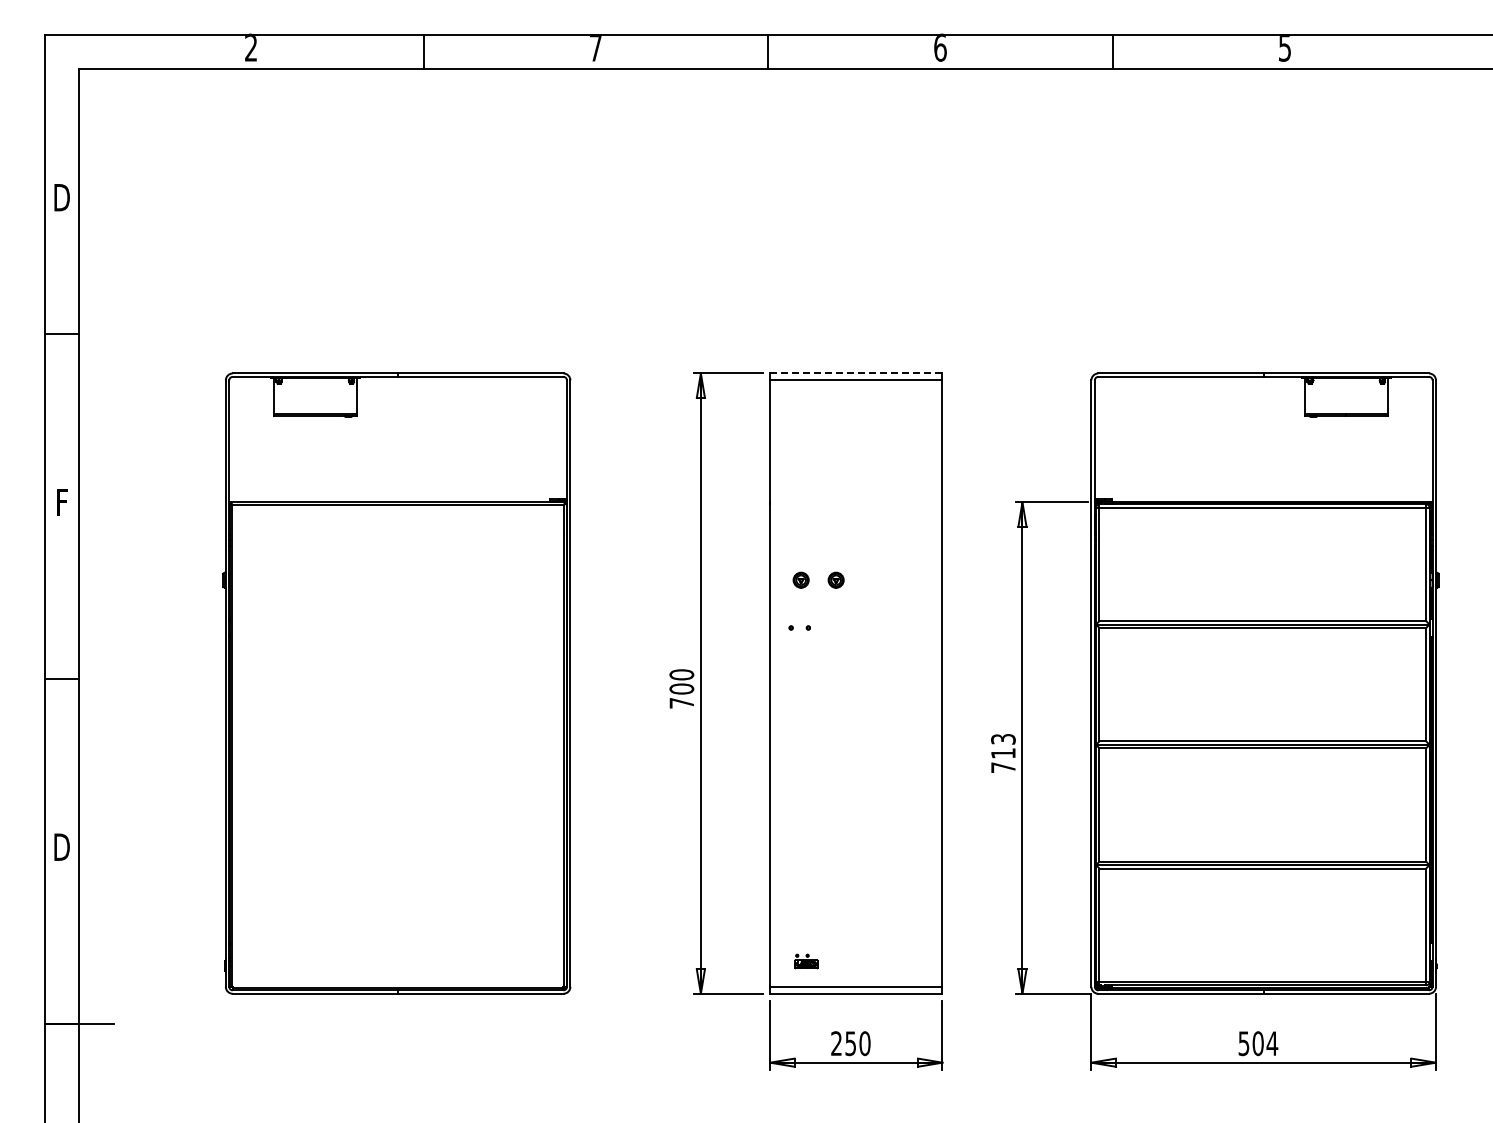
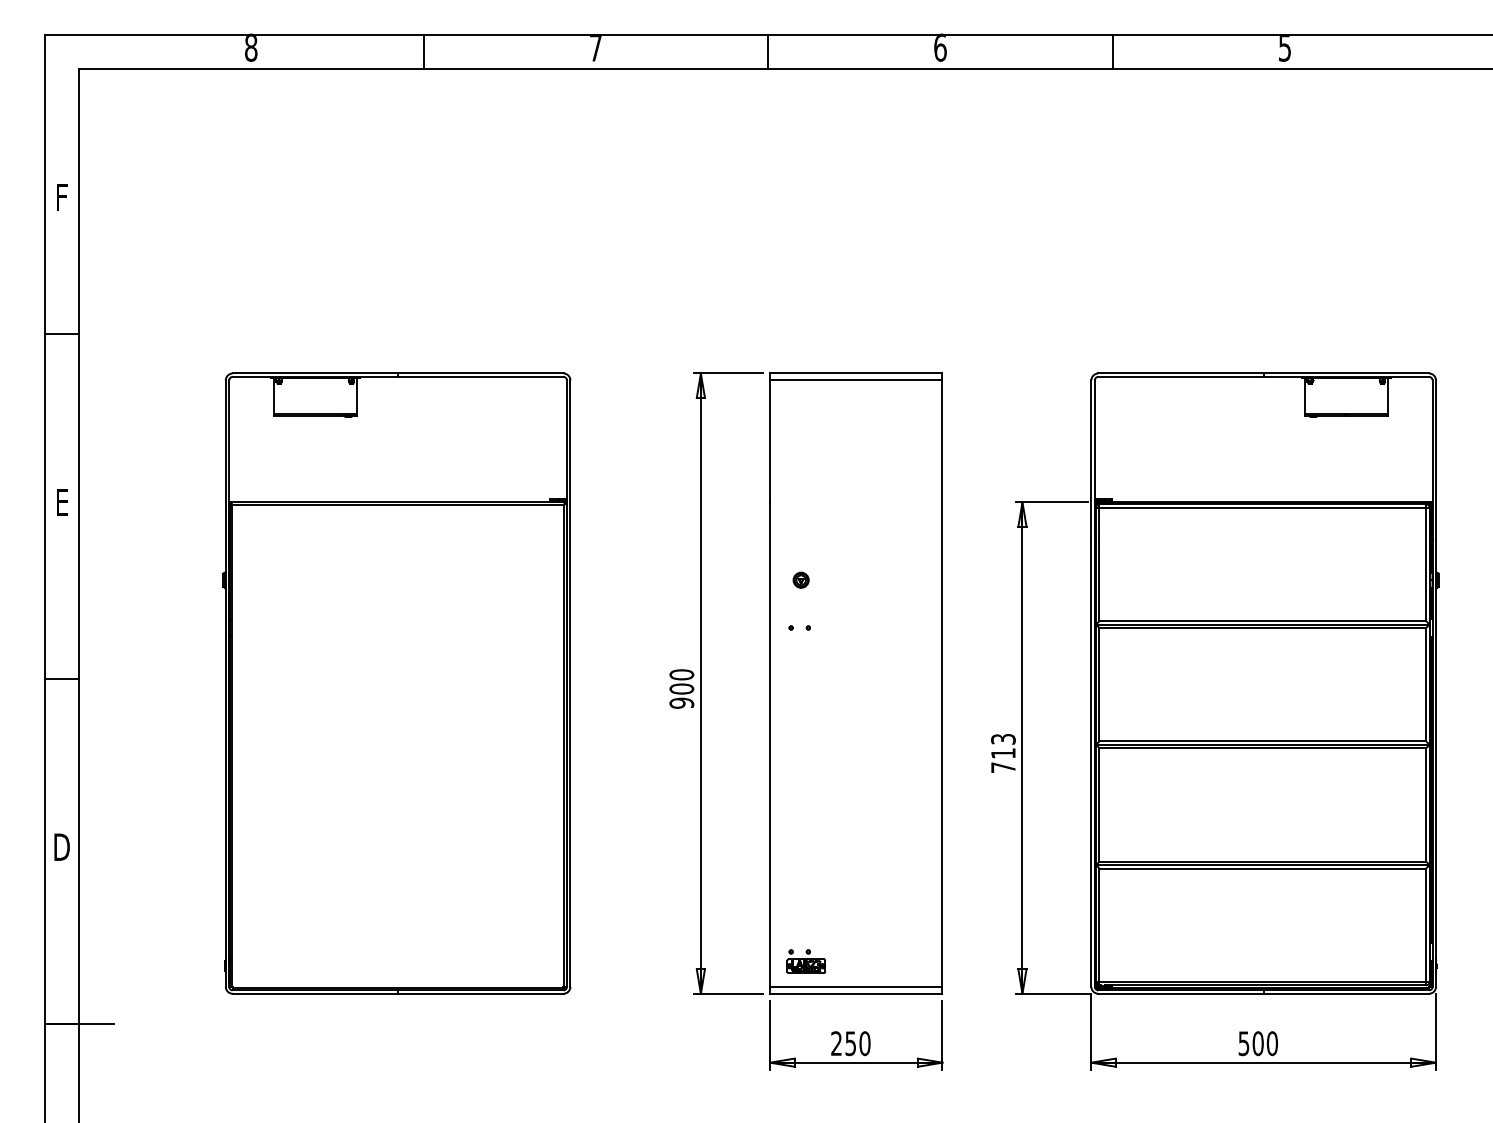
text: 2 -> 8 (251, 47)
text: D -> F (61, 197)
line: dashed -> solid (855, 373)
text: F -> E (63, 503)
part: present -> none (835, 579)
text: 700 -> 900 (681, 702)
part size: 25x17 px -> 41x25 px (806, 961)
text: 504 -> 500 (1272, 1043)
